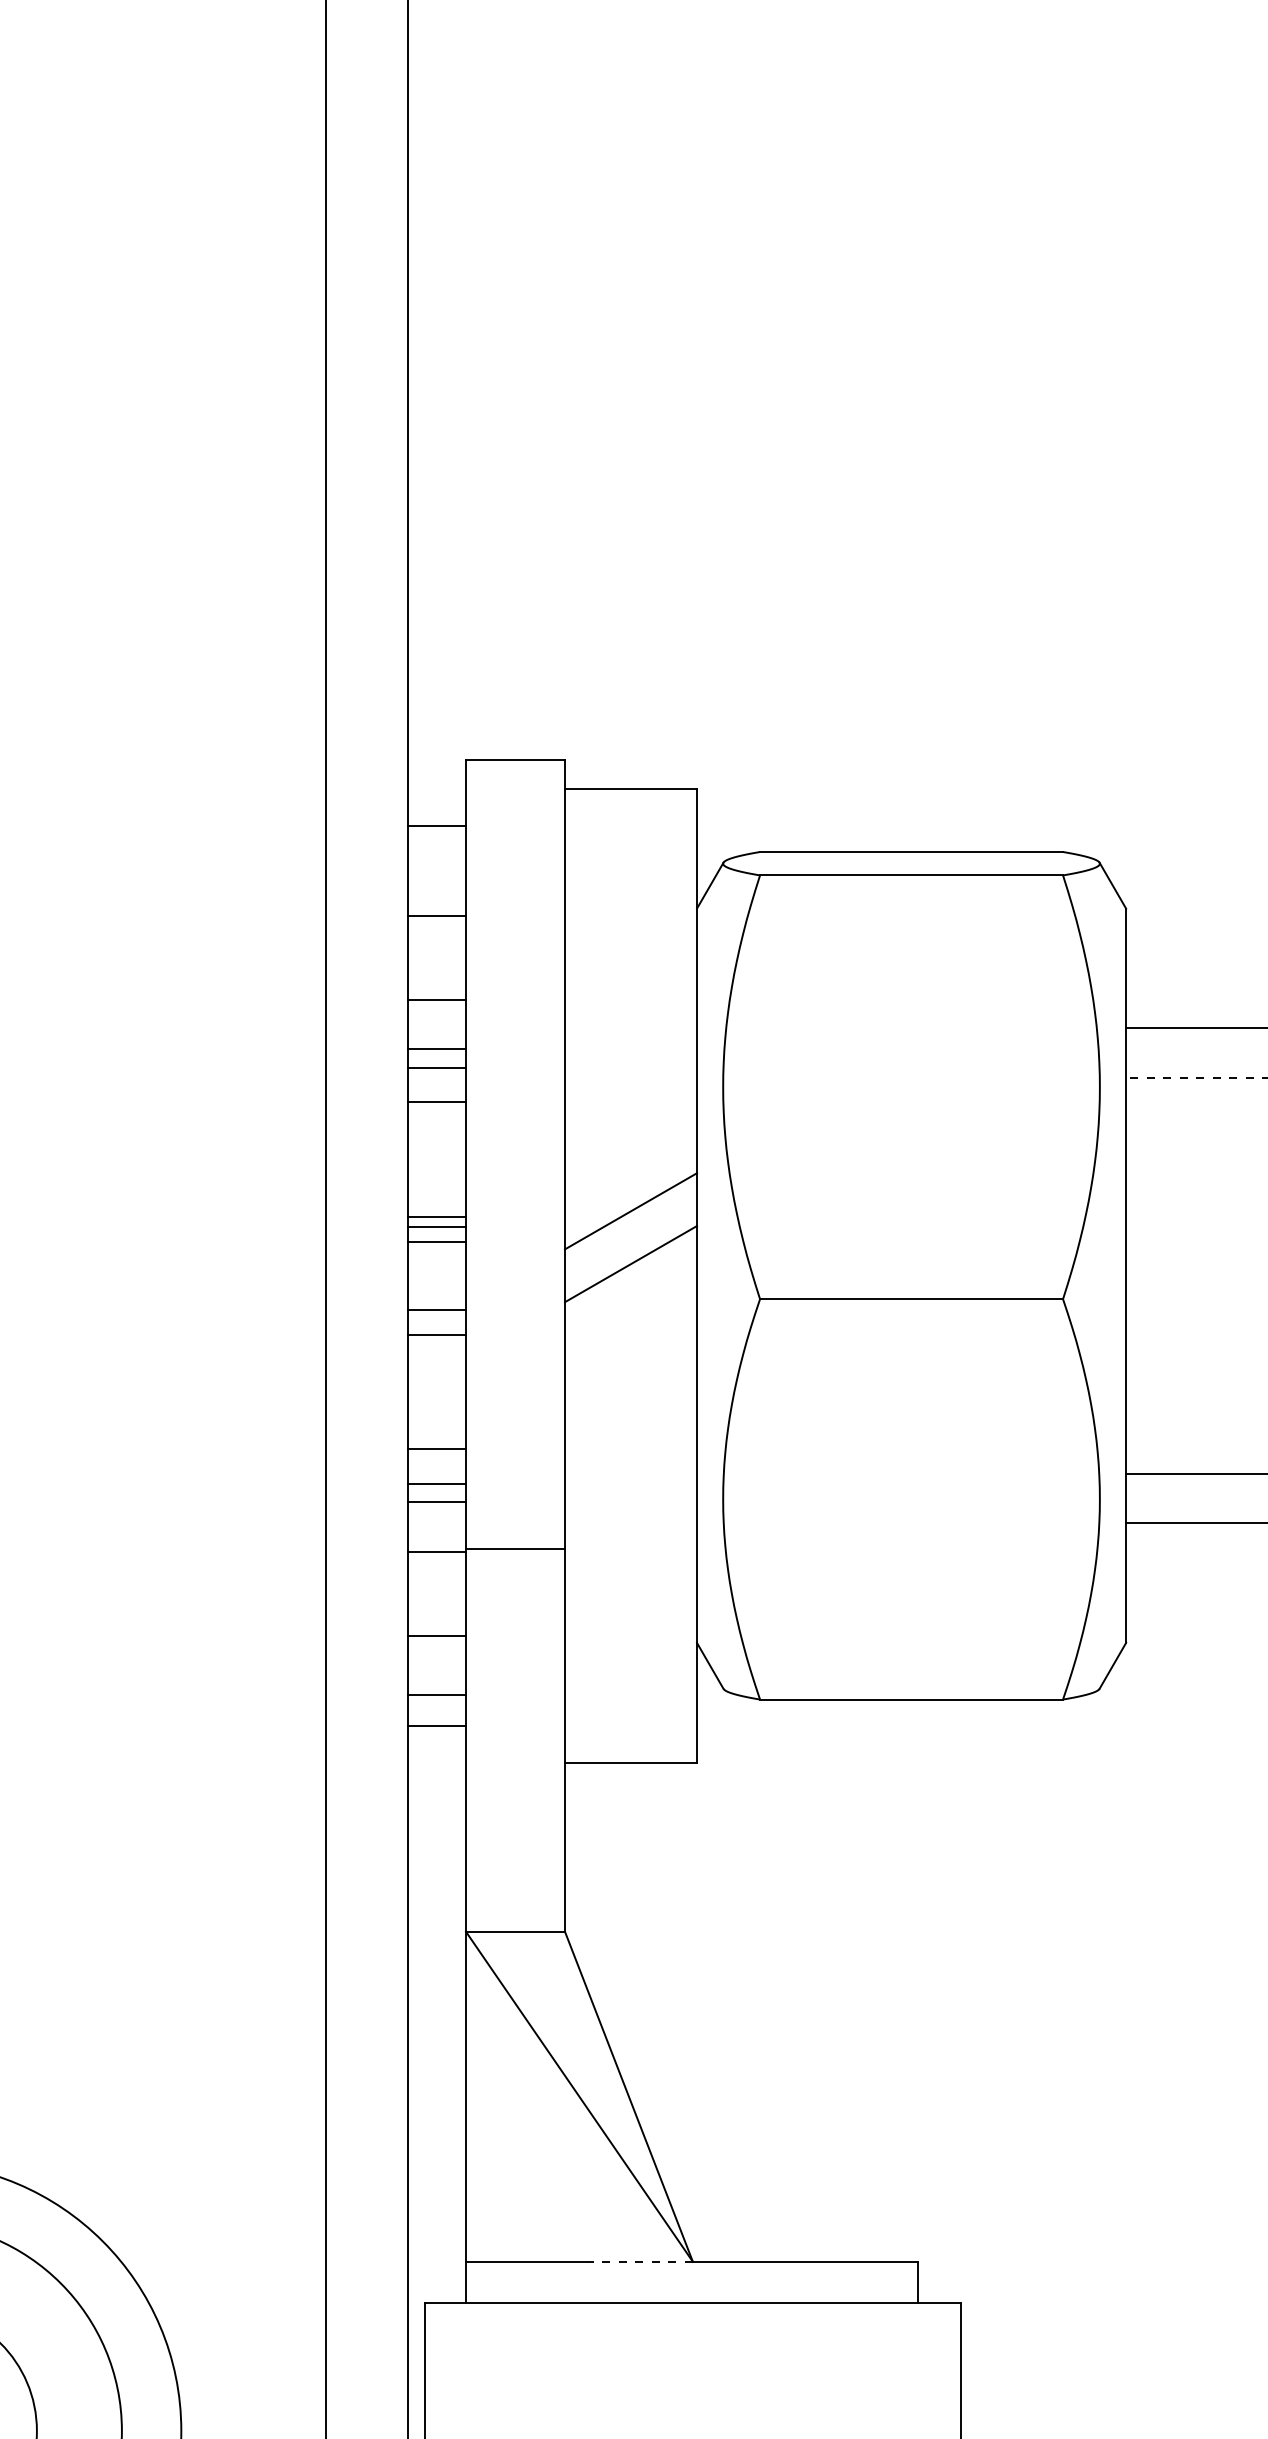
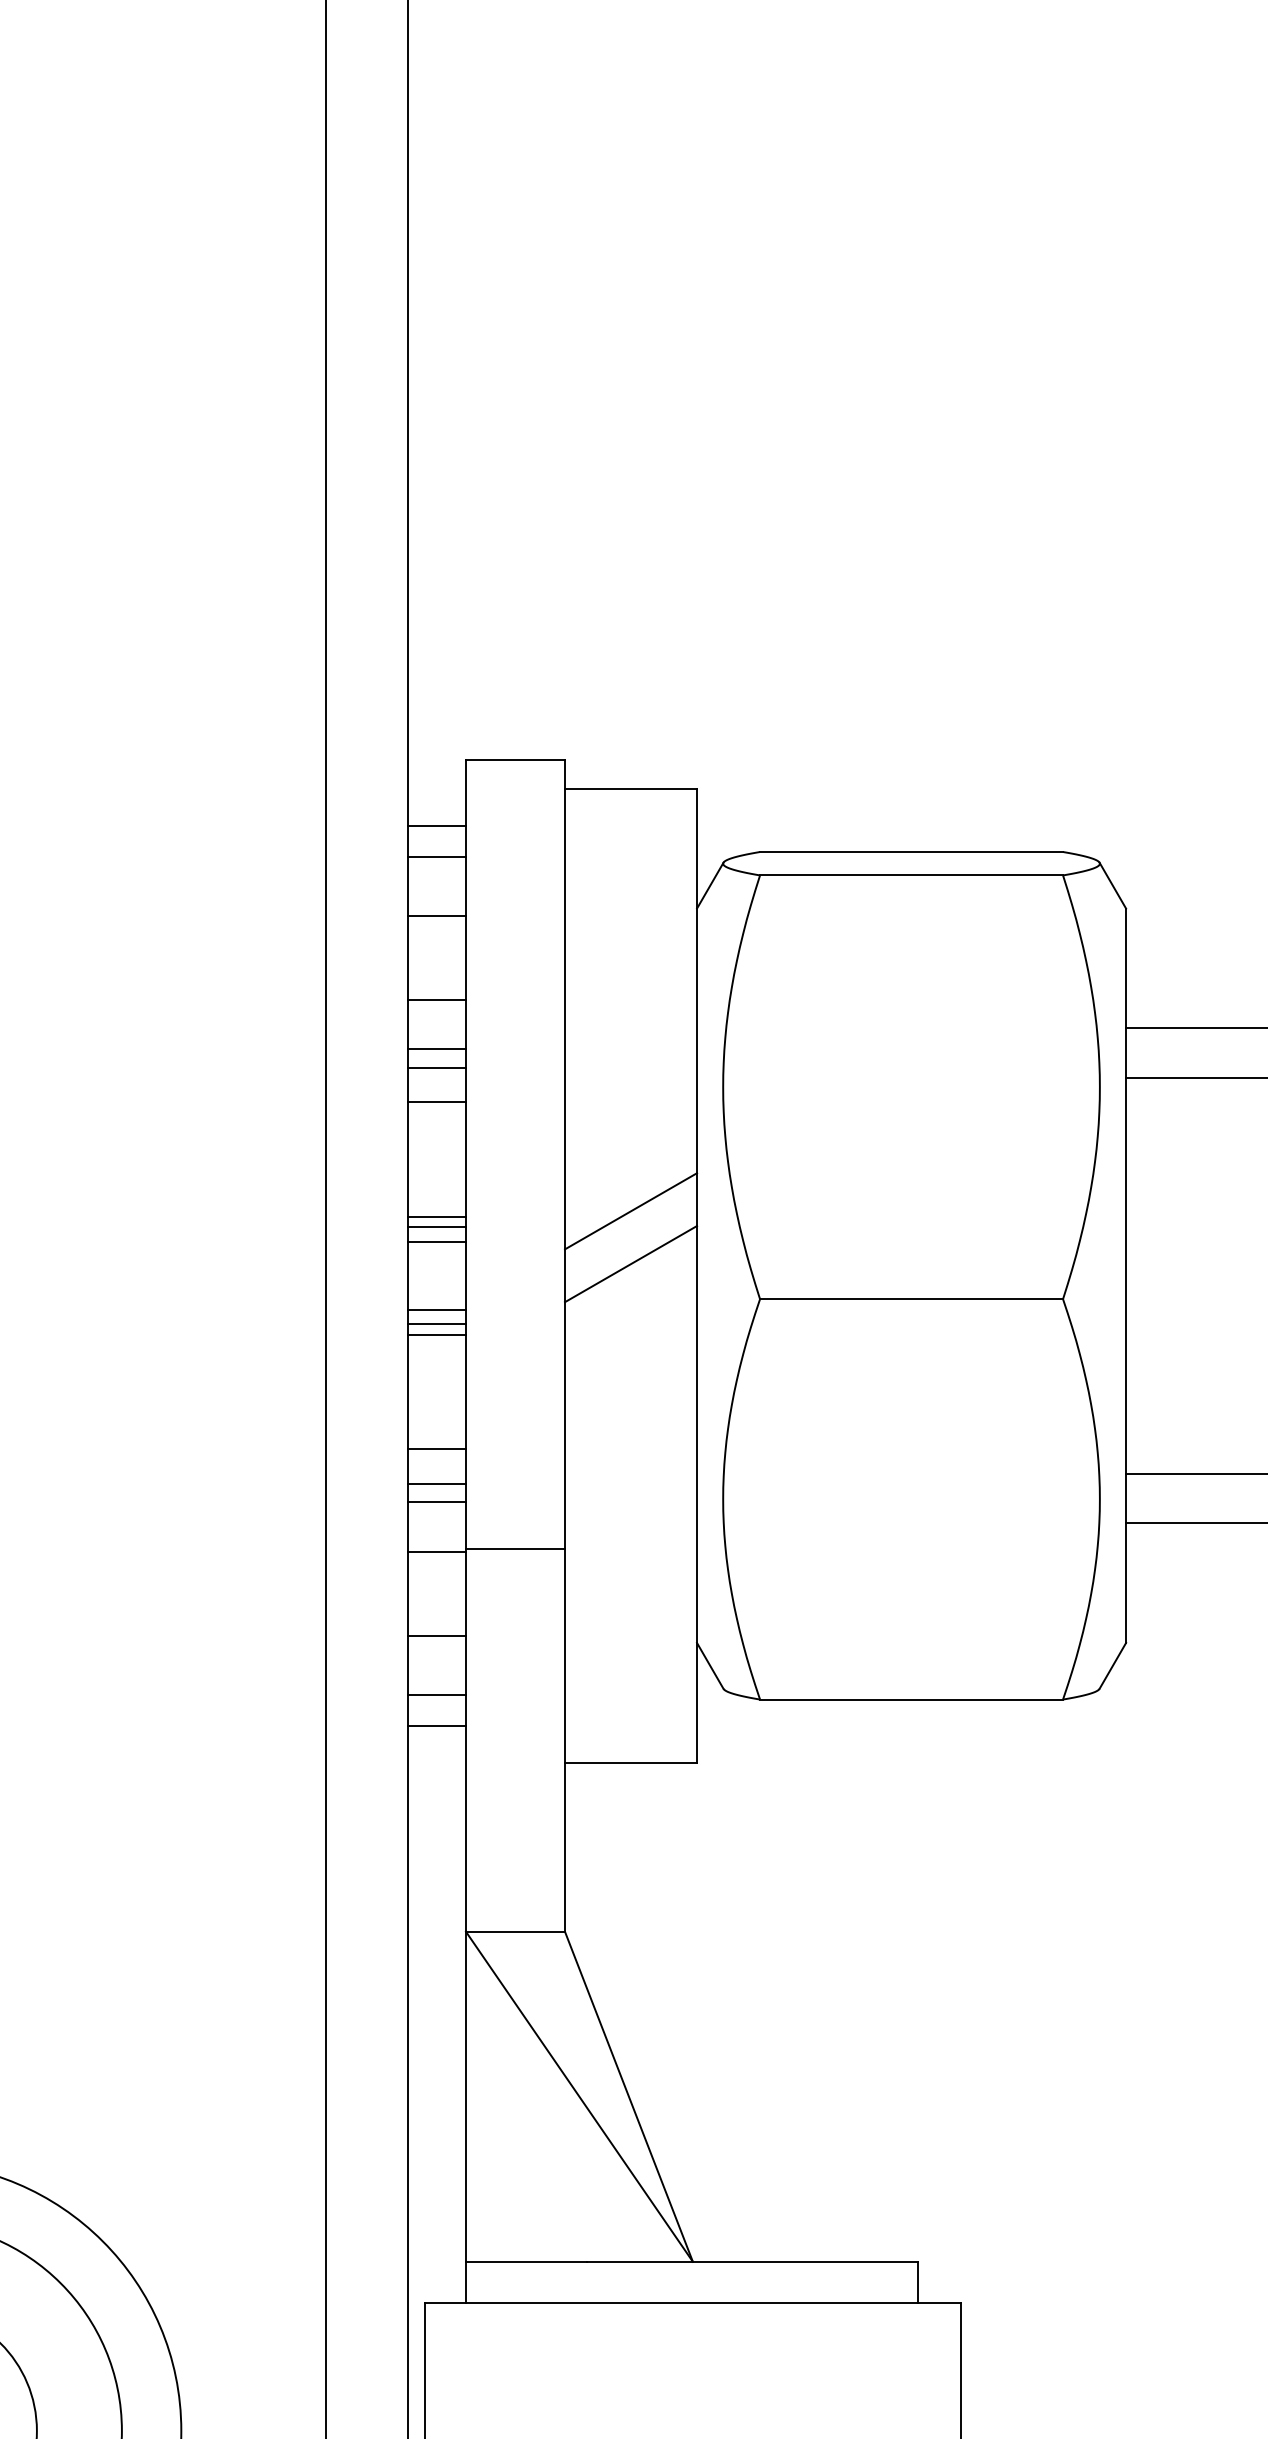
line: none -> present (436, 856)
line: dashed -> solid (1196, 1077)
line: none -> present (436, 1324)
line: dashed -> solid (639, 2261)
